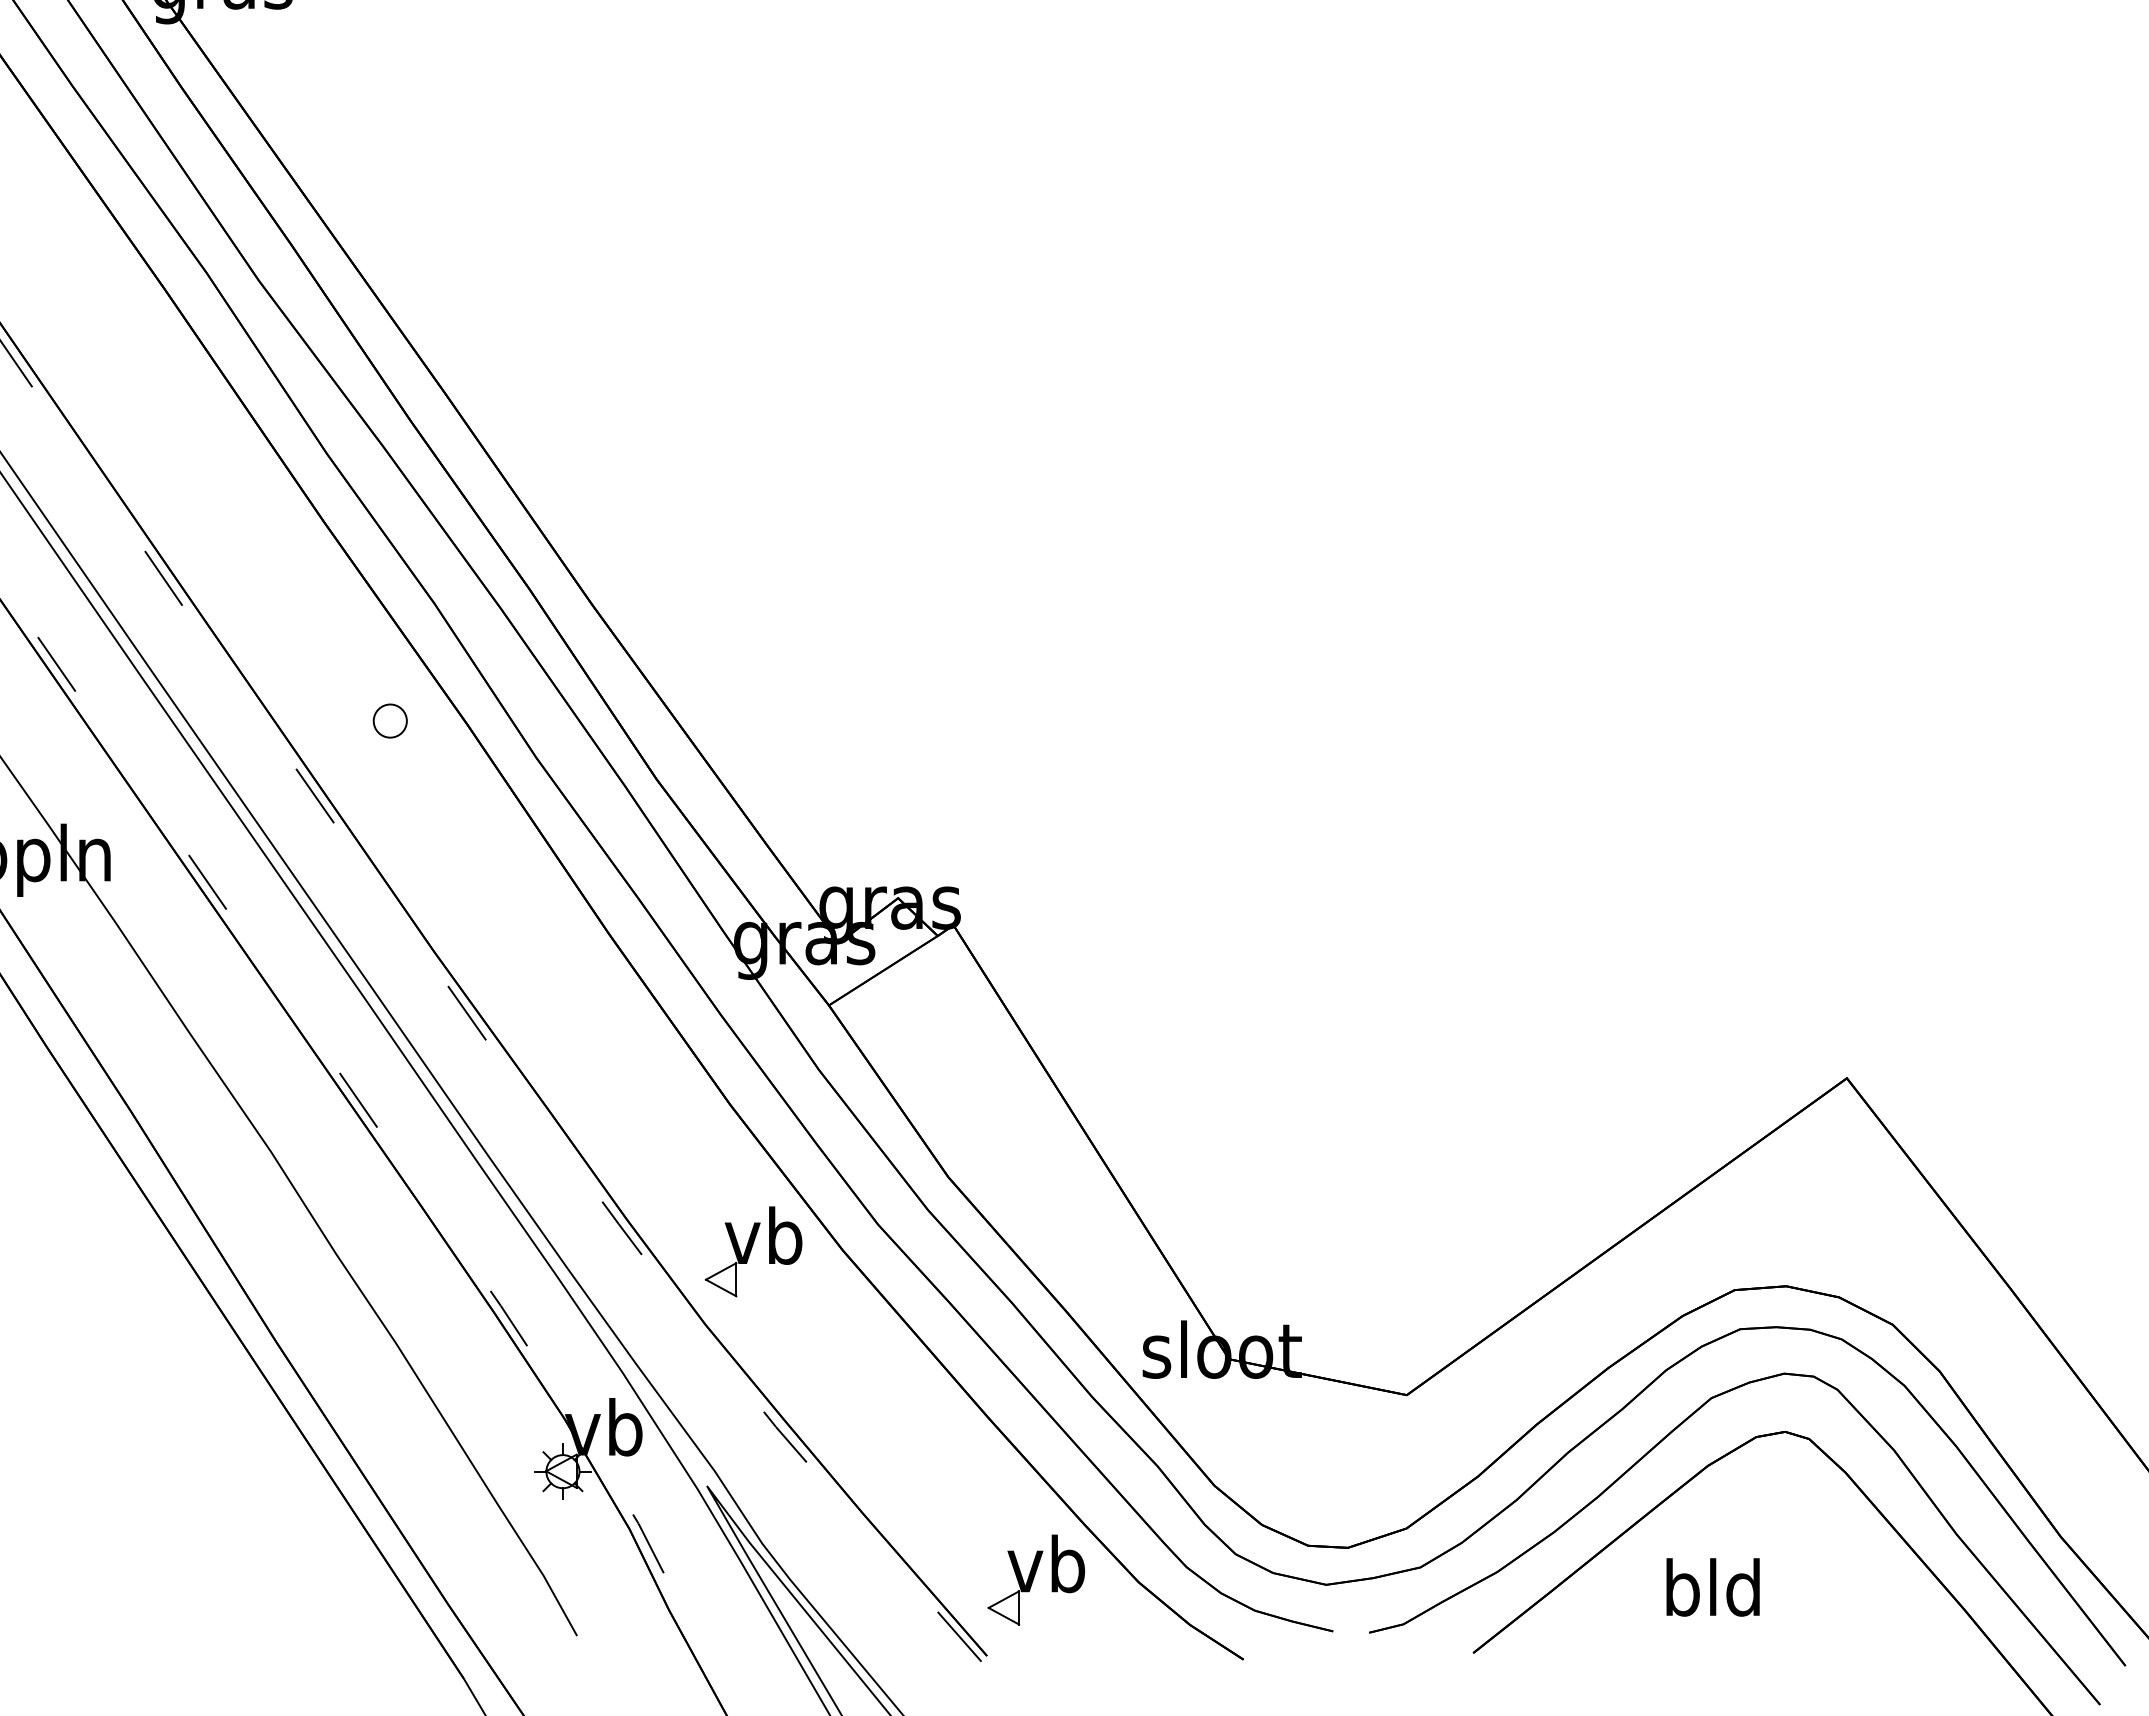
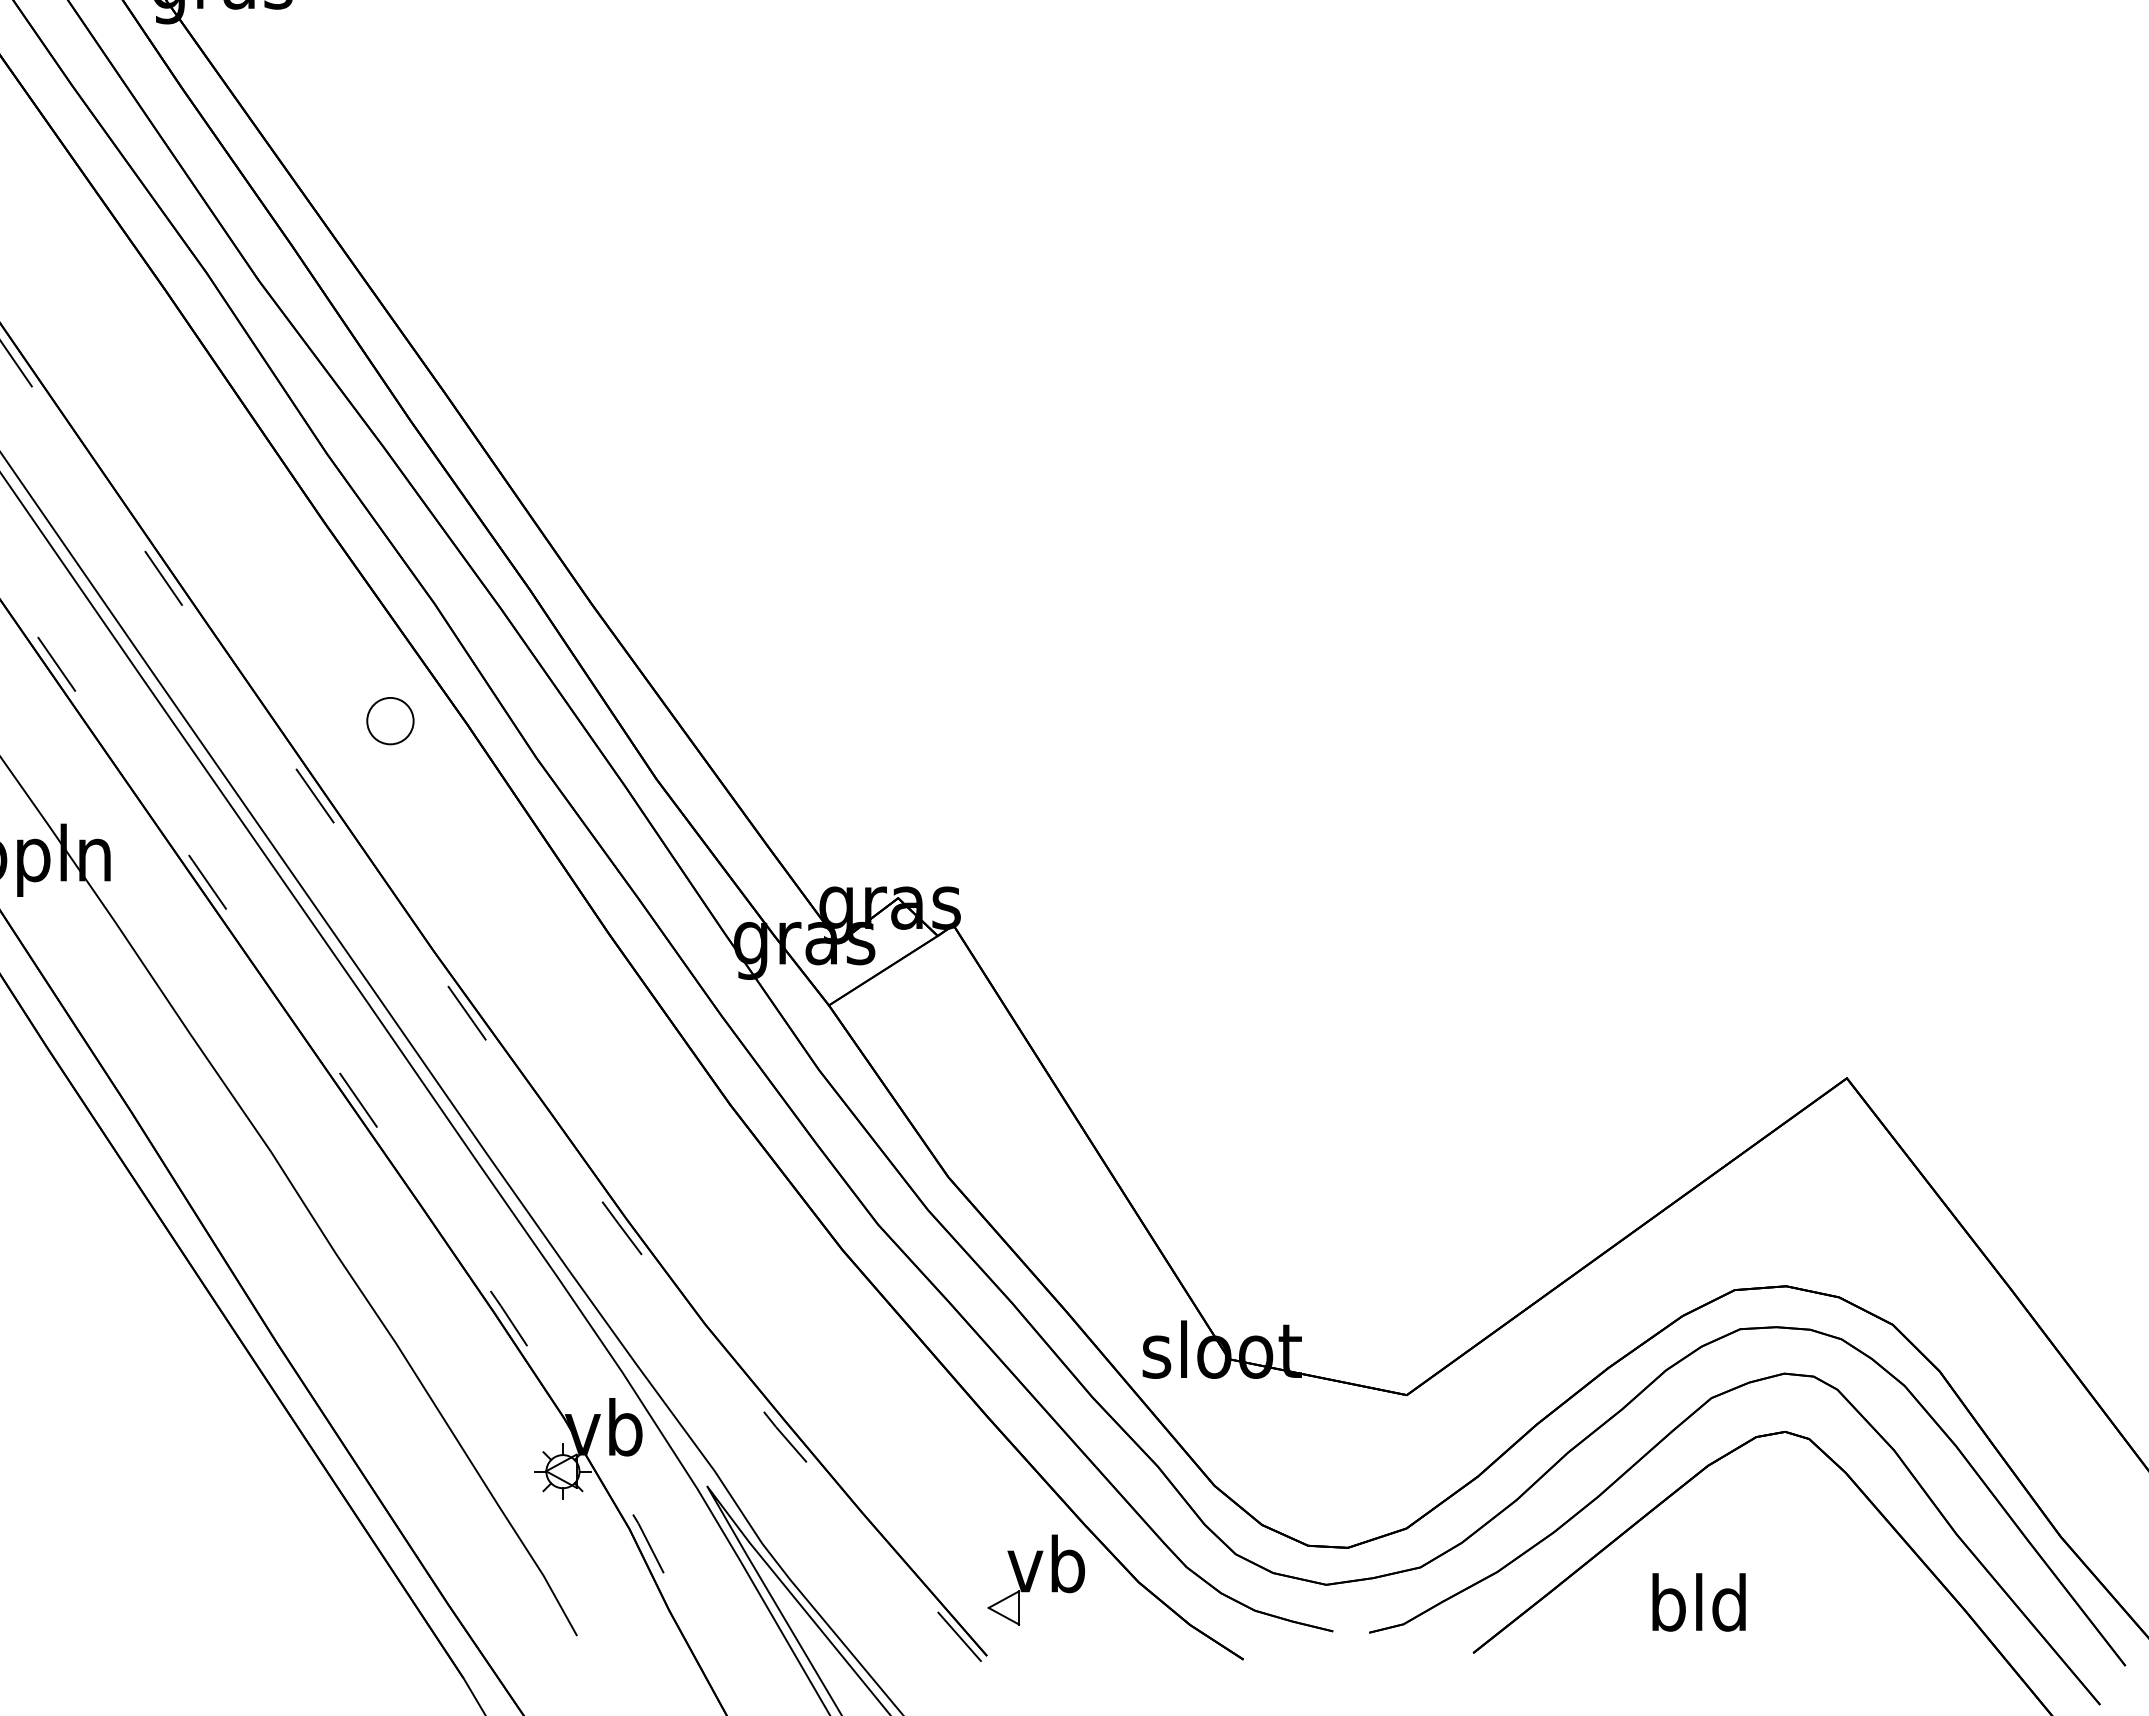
part size: 36x36 px -> 49x49 px (390, 721)
part: present -> none (753, 1251)
text position: (1712, 1587) -> (1698, 1602) (1698, 1602)
